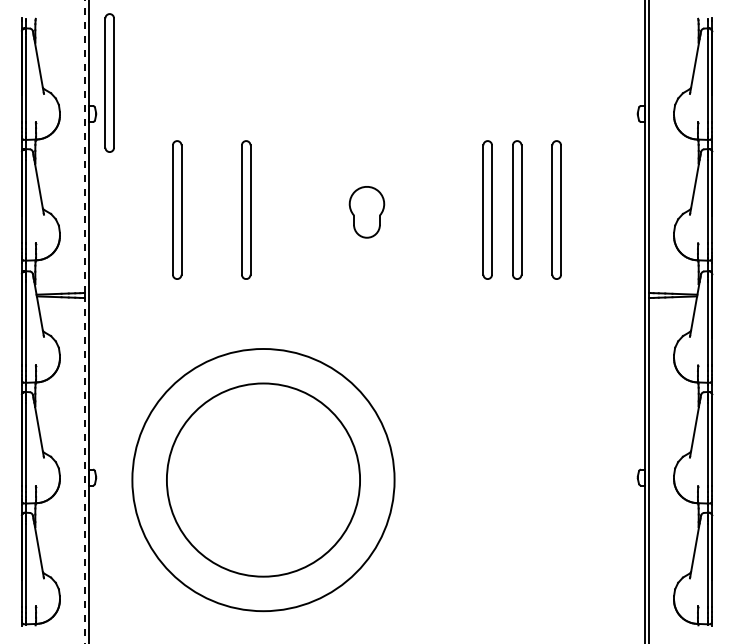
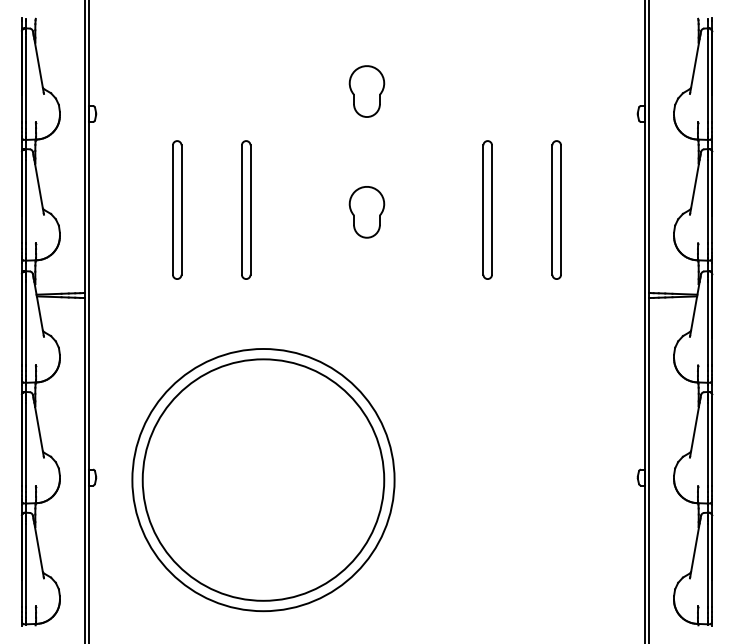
part: present -> none (109, 82)
part: none -> present (366, 91)
line: dashed -> solid (84, 146)
part: present -> none (517, 209)
line: dashed -> solid (84, 471)
circle diameter: 193 px -> 241 px (263, 479)
